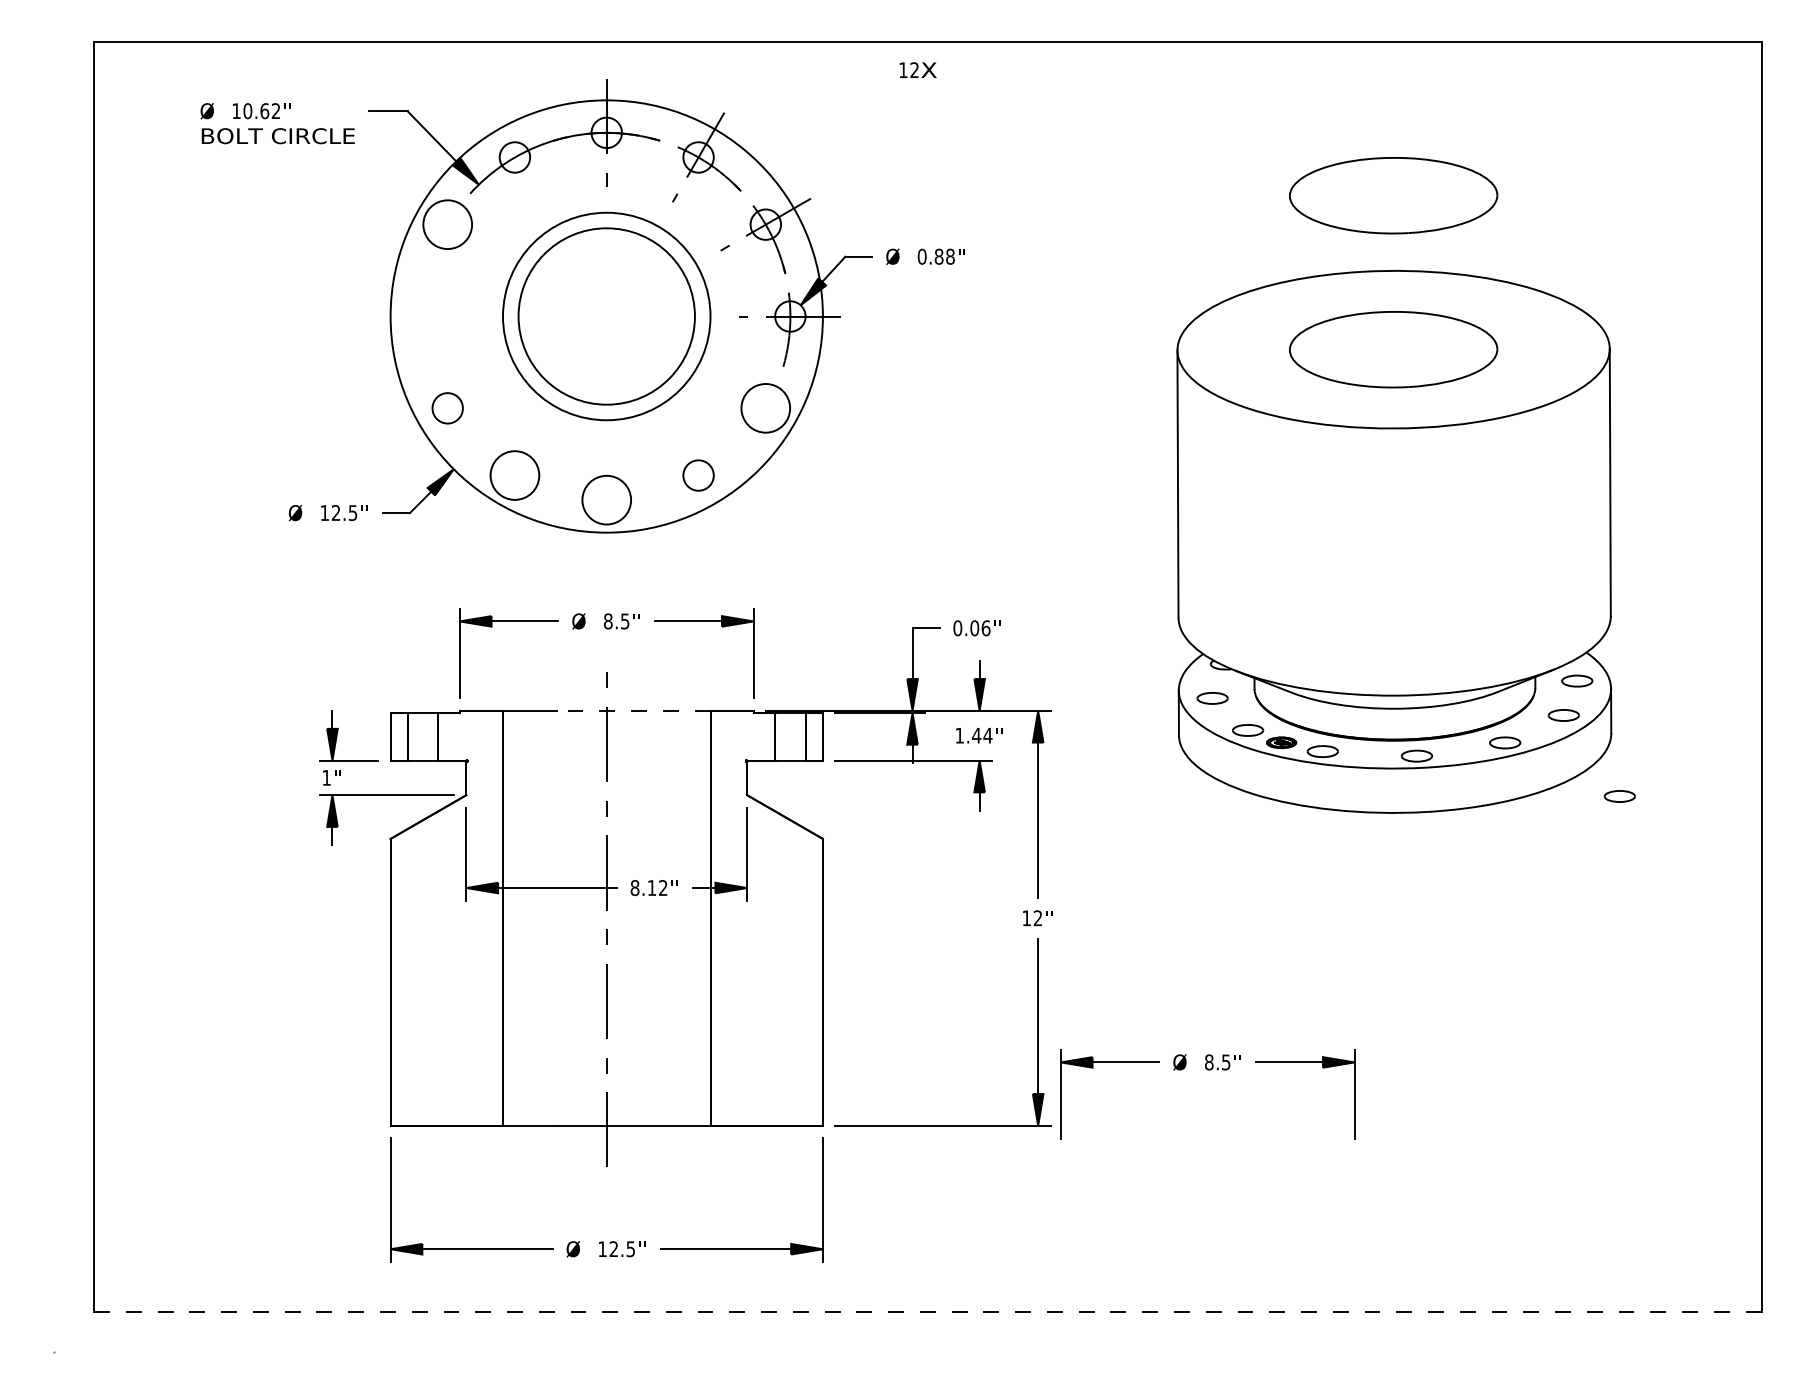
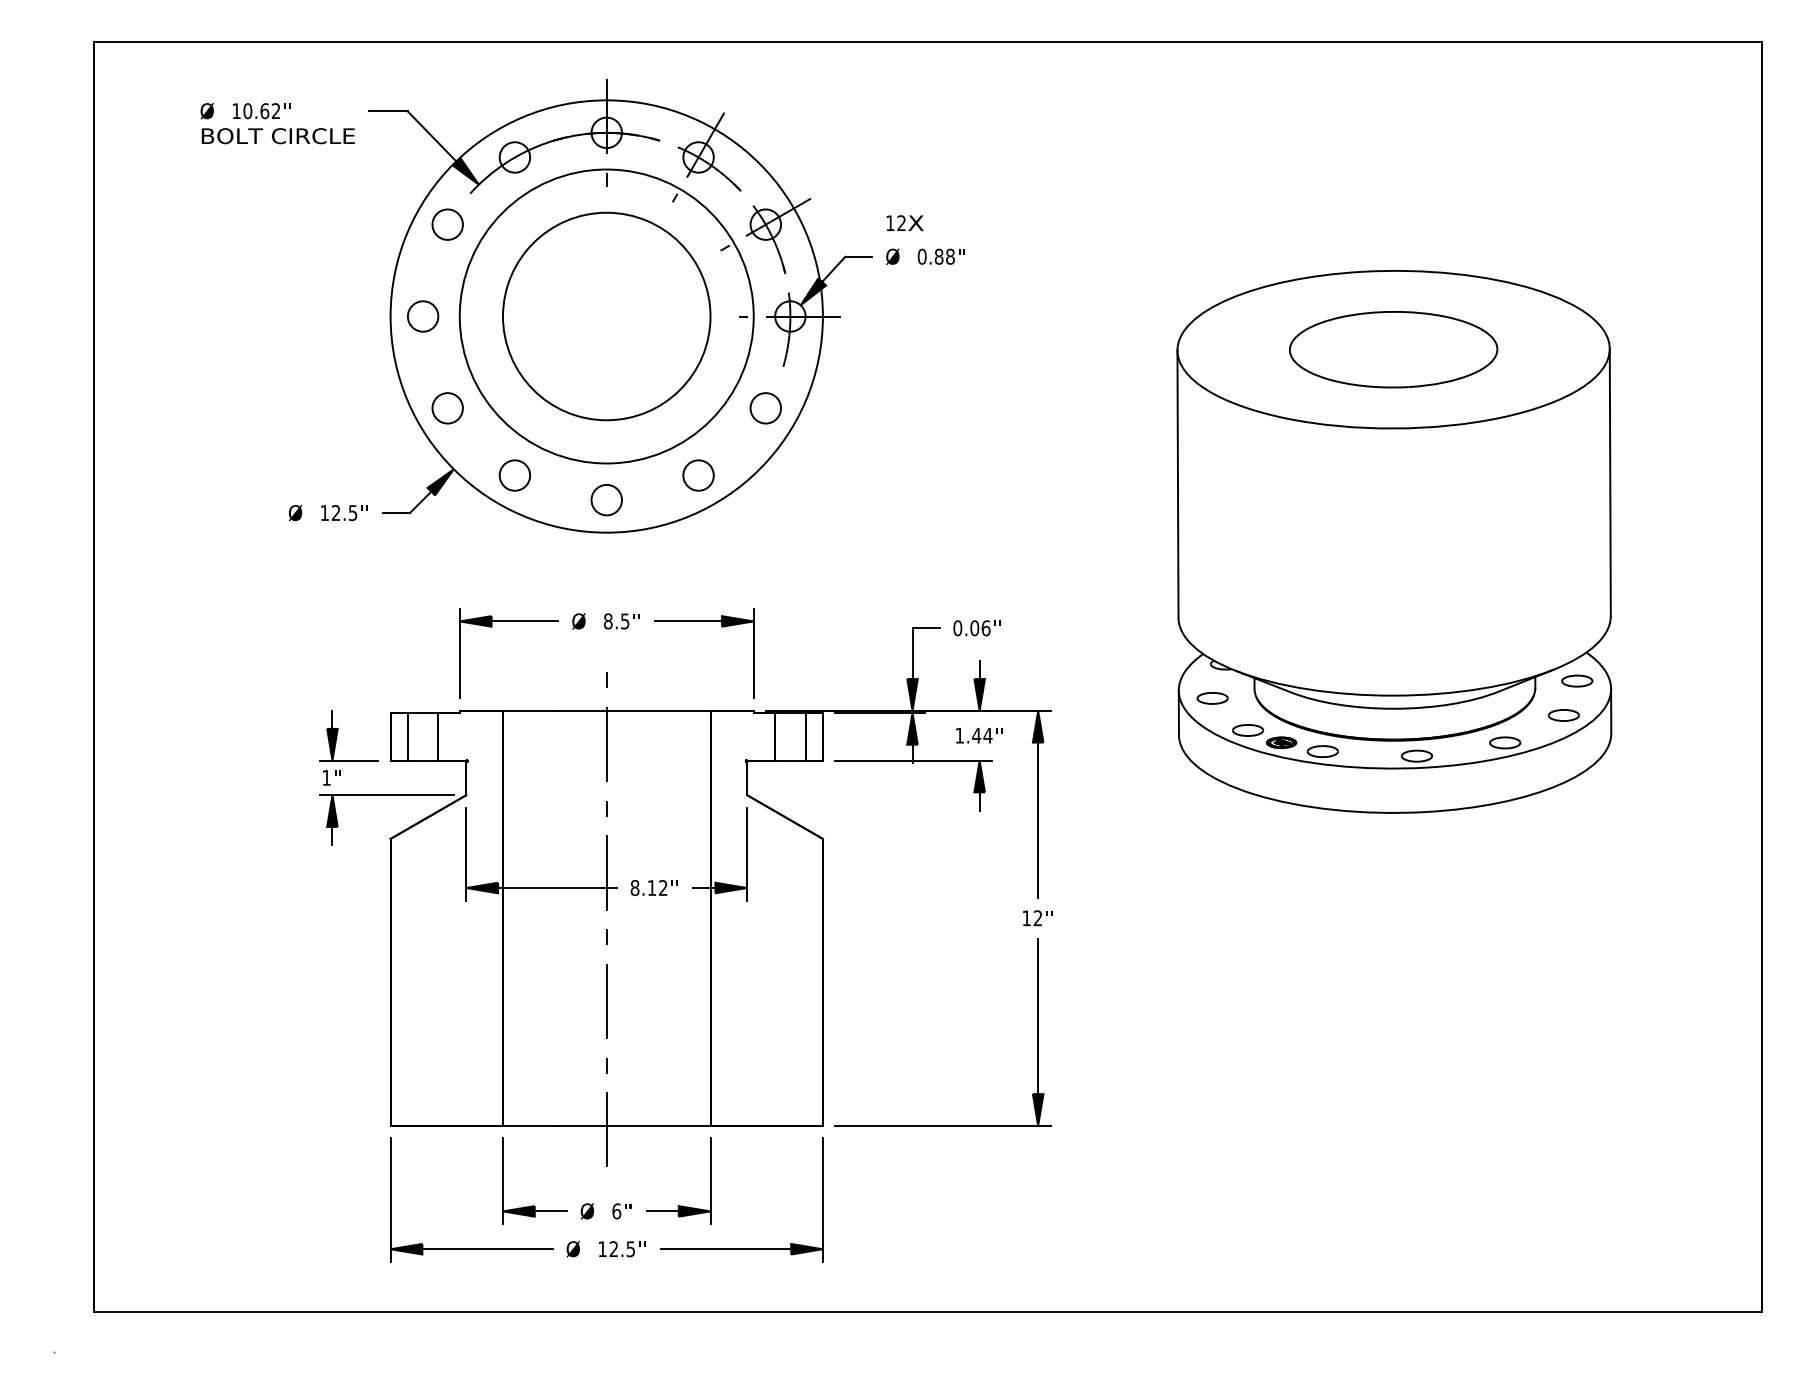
text position: (917, 69) -> (904, 222) (904, 222)
part: present -> none (1393, 195)
circle diameter: 49 px -> 30 px (447, 224)
circle: none -> present (423, 316)
circle diameter: 176 px -> 294 px (606, 316)
circle diameter: 49 px -> 30 px (765, 408)
circle diameter: 49 px -> 30 px (514, 475)
circle diameter: 49 px -> 30 px (606, 499)
line: dashed -> solid (633, 710)
part: present -> none (1619, 796)
part: present -> none (1207, 1070)
part: none -> present (616, 1203)
line: dashed -> solid (927, 1312)
